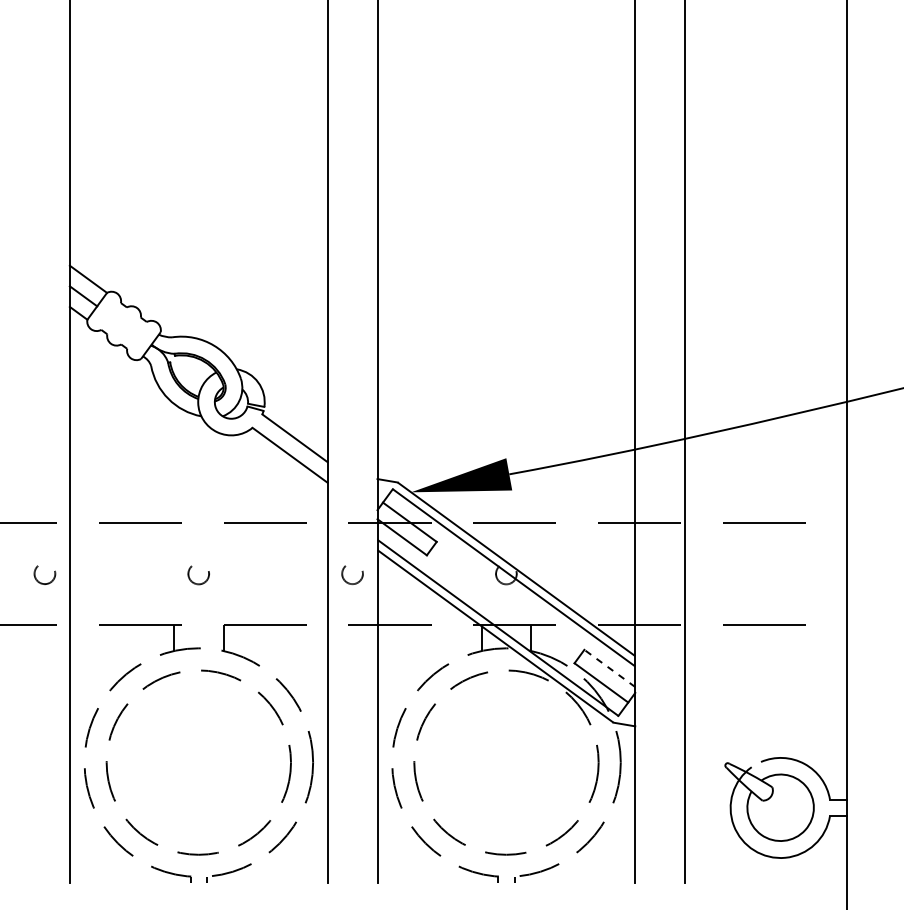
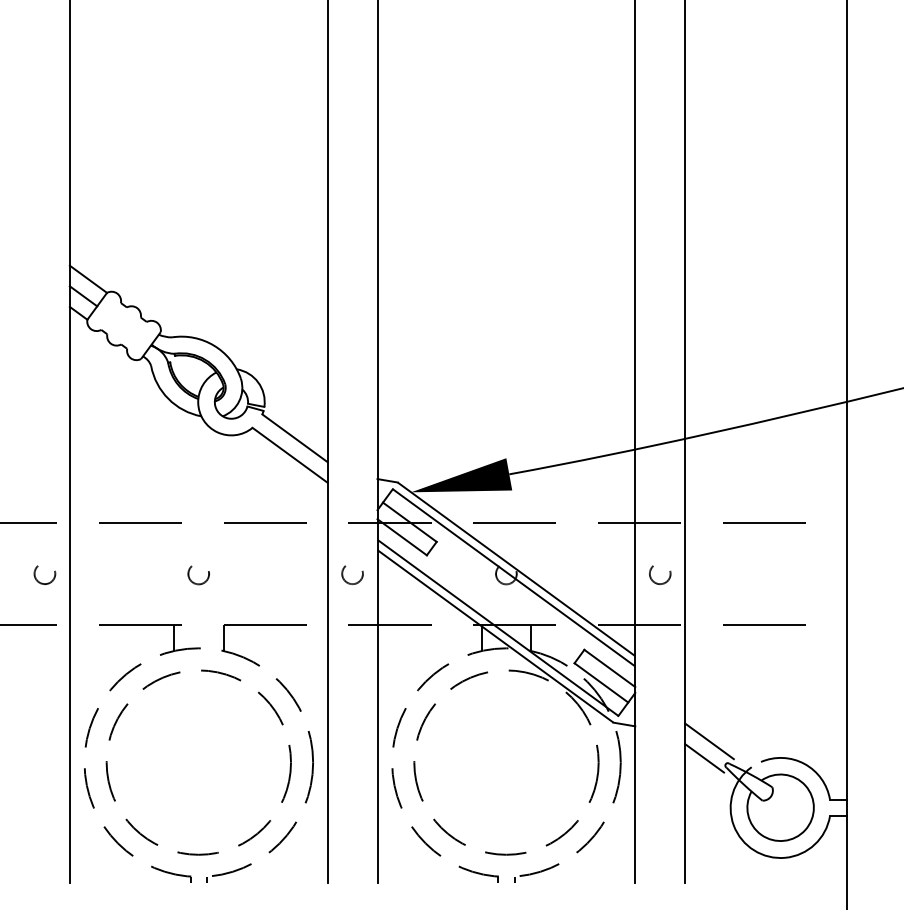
circle: none -> present (660, 574)
line: dashed -> solid (609, 668)
line: none -> present (709, 741)
line: none -> present (704, 758)
